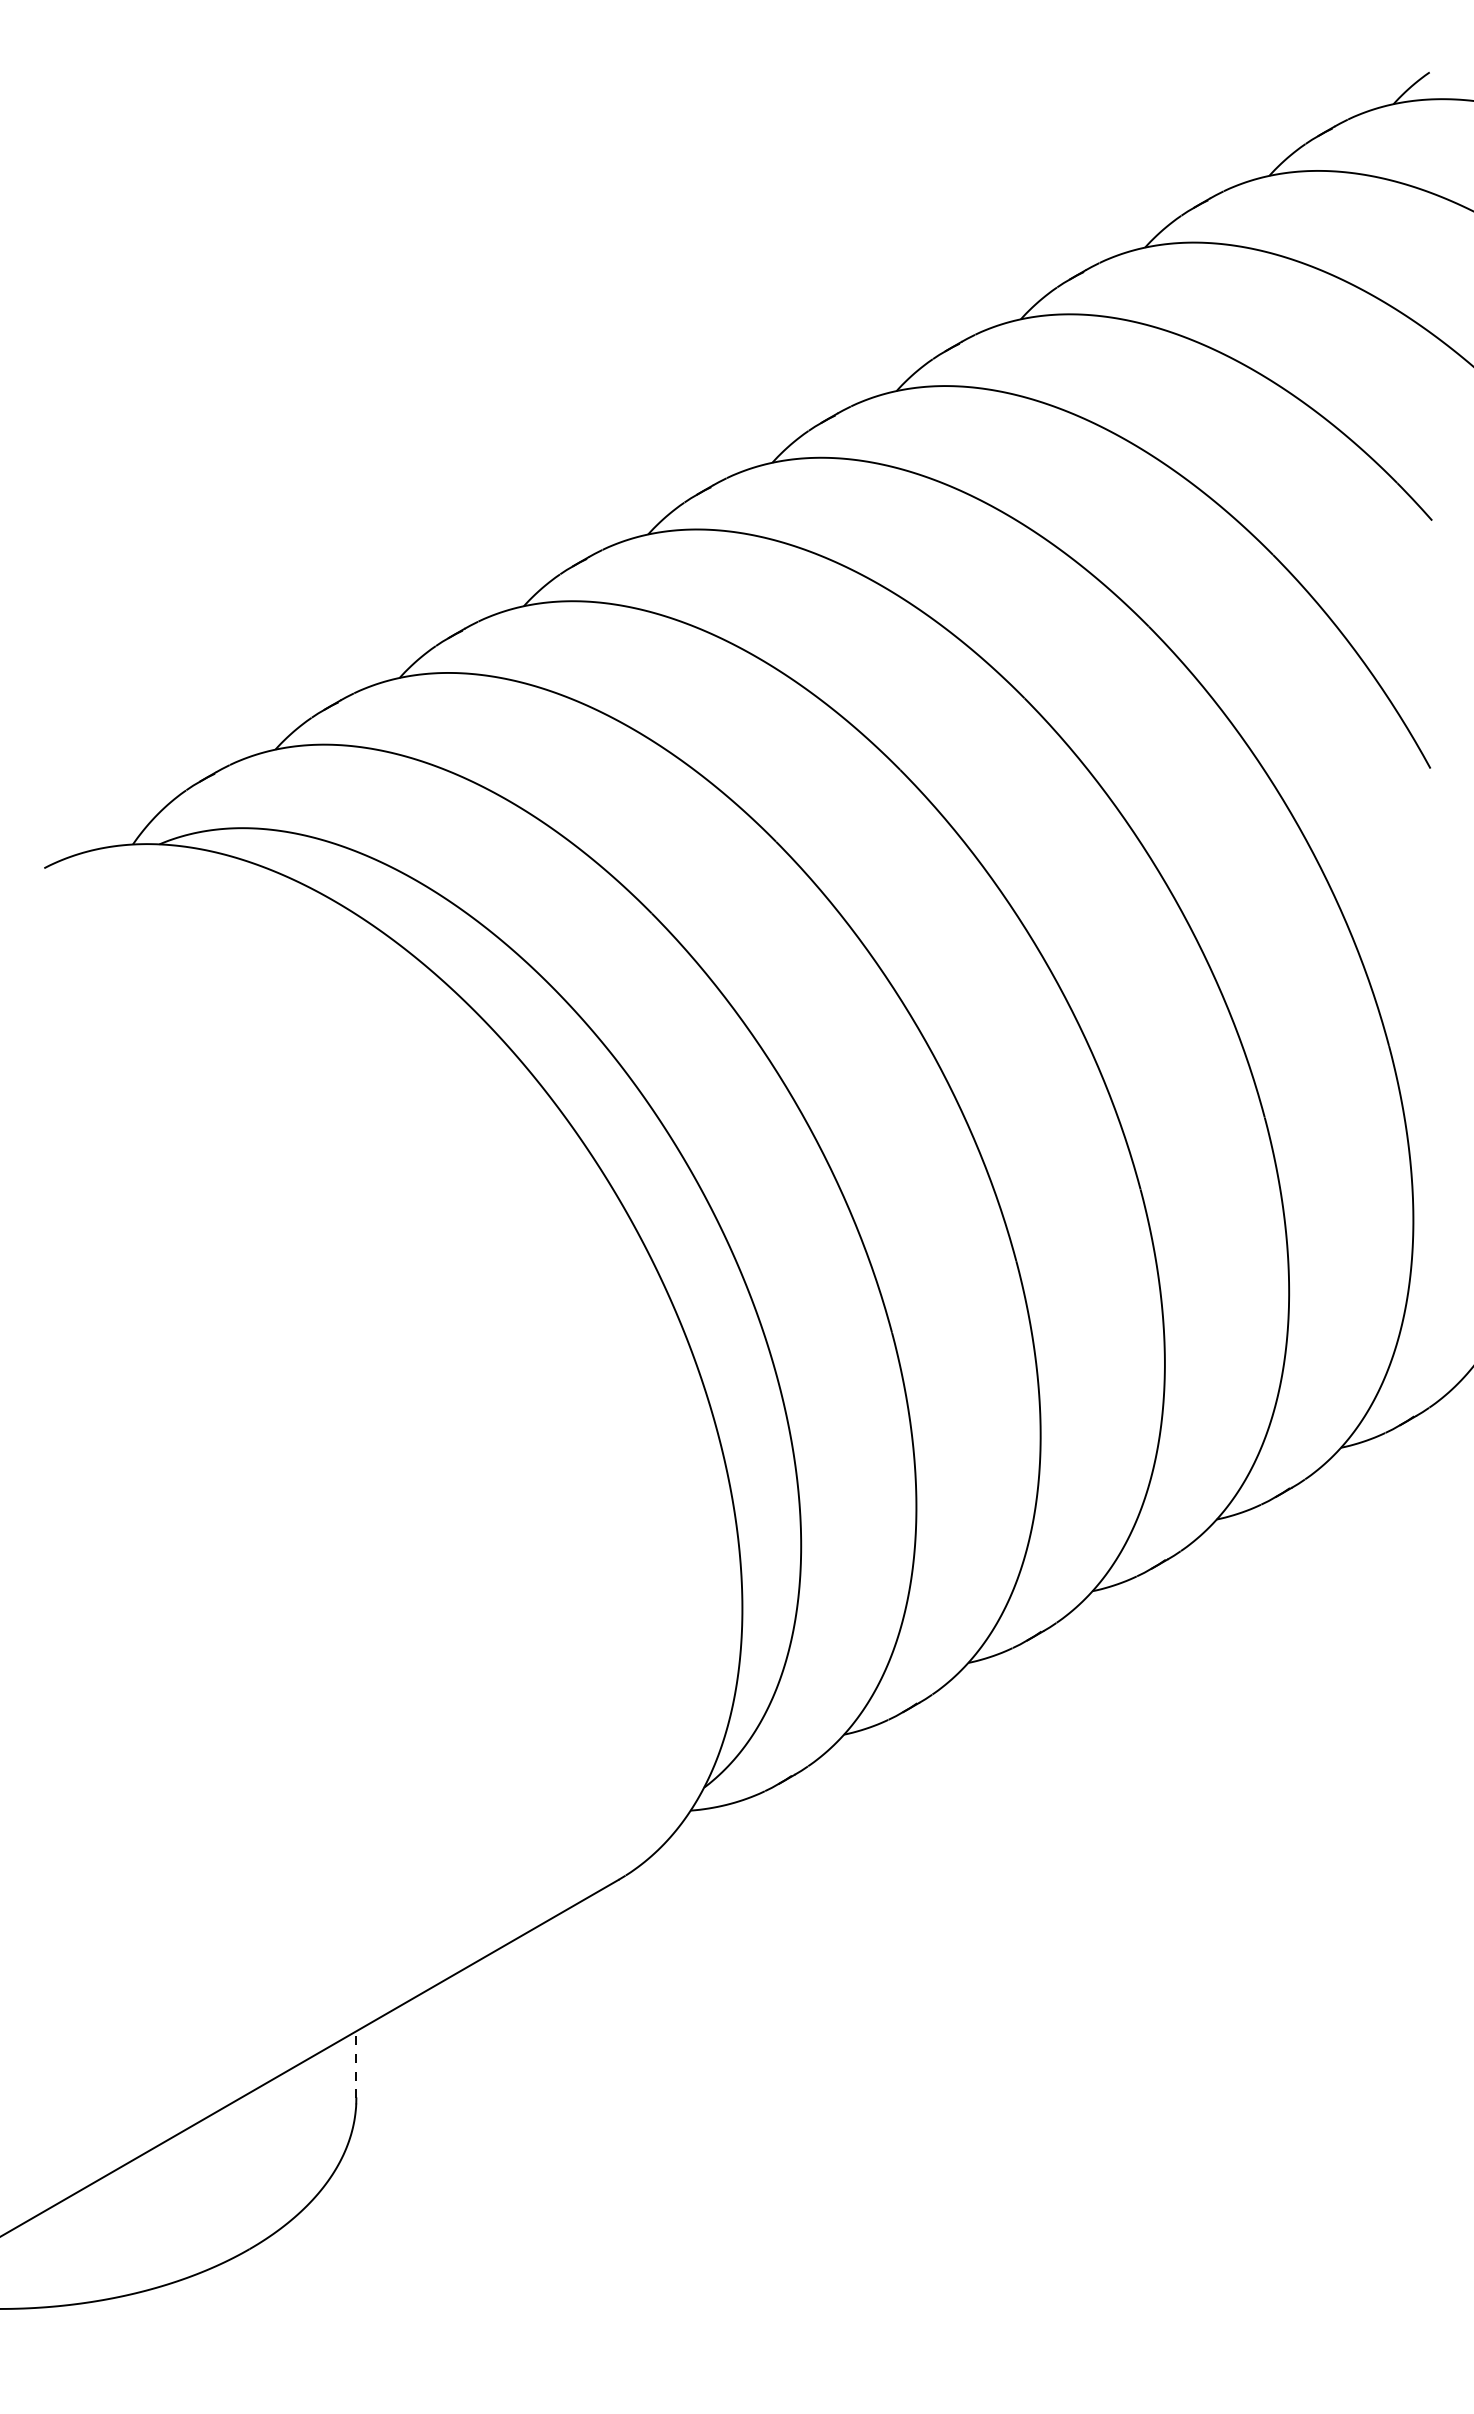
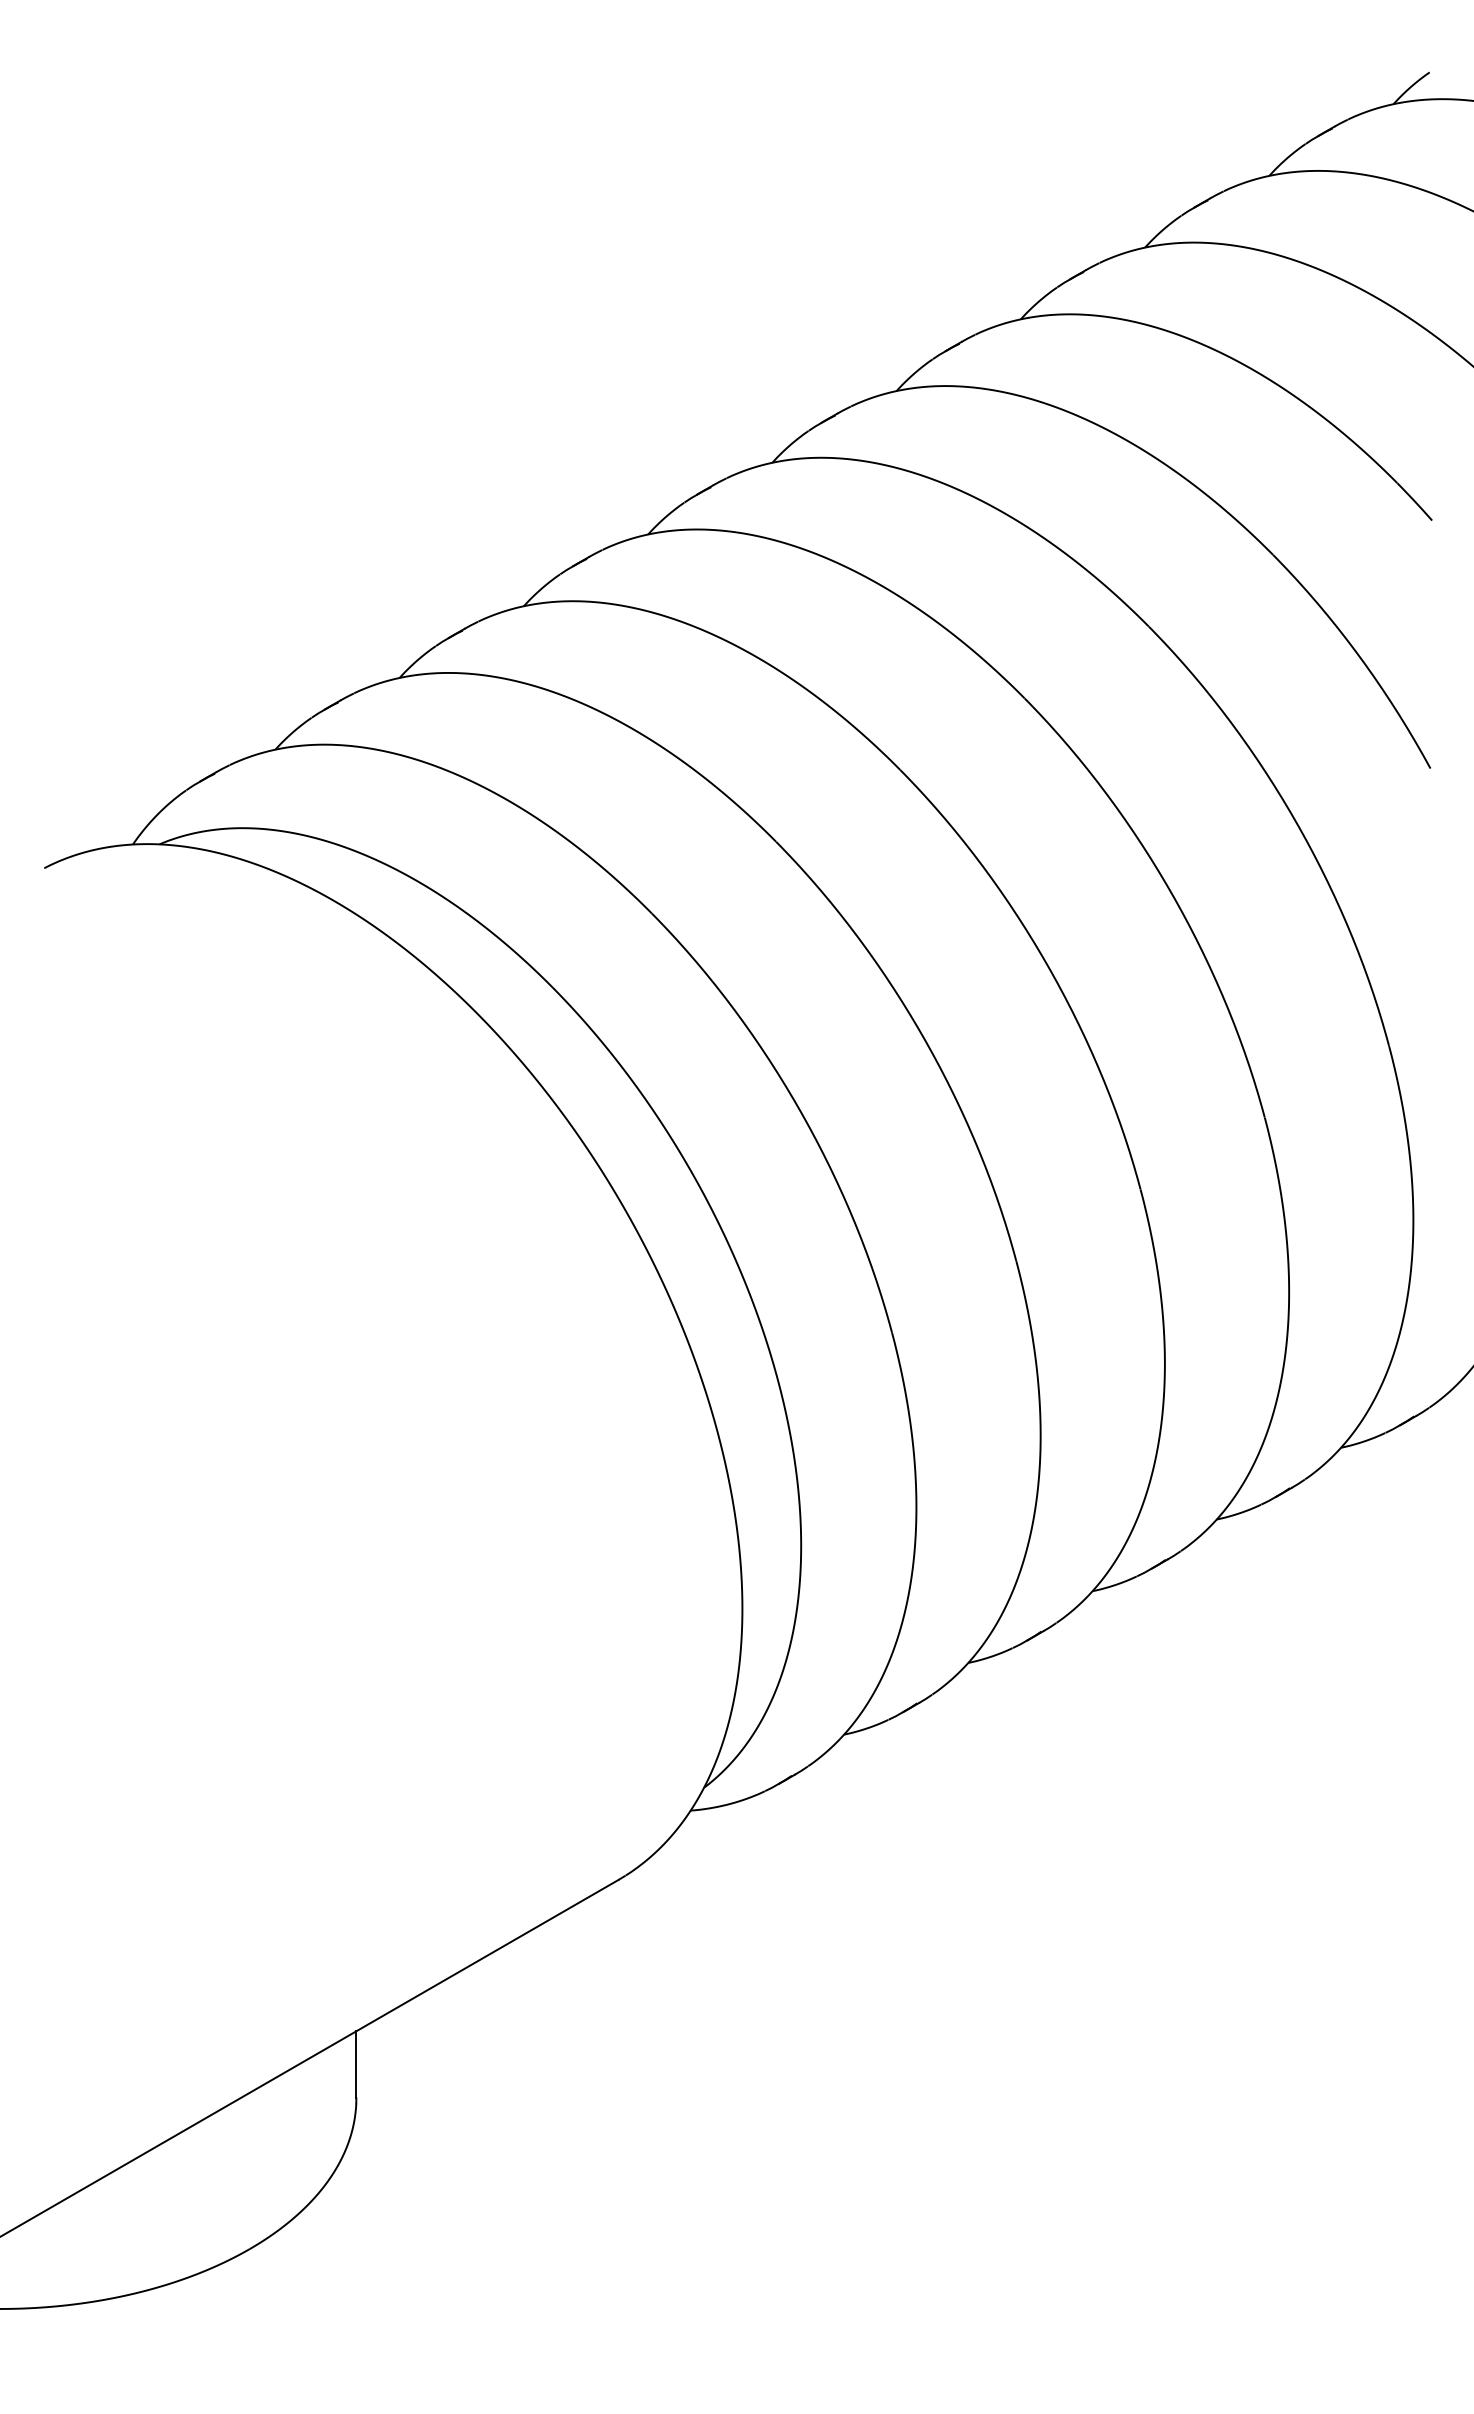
line: dashed -> solid (356, 2064)
